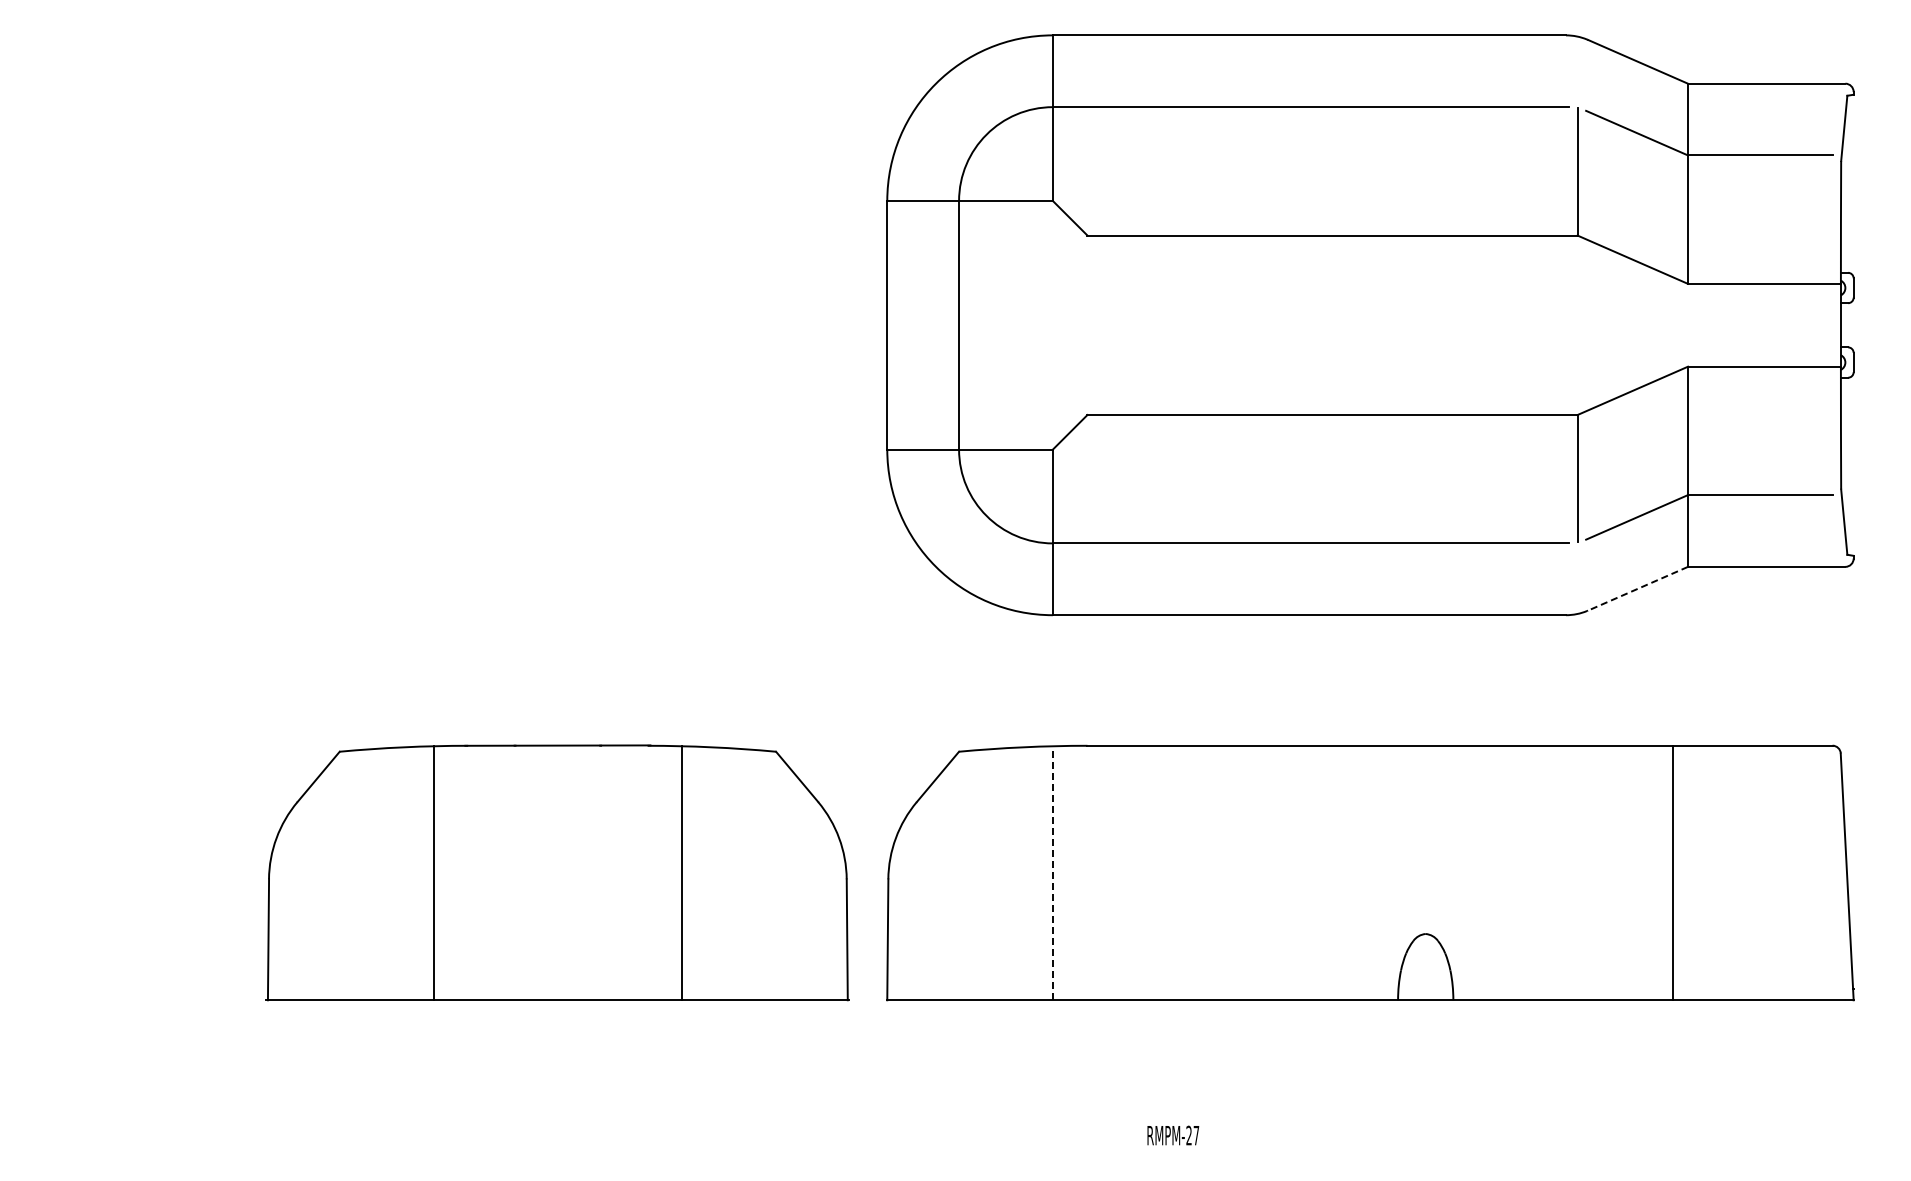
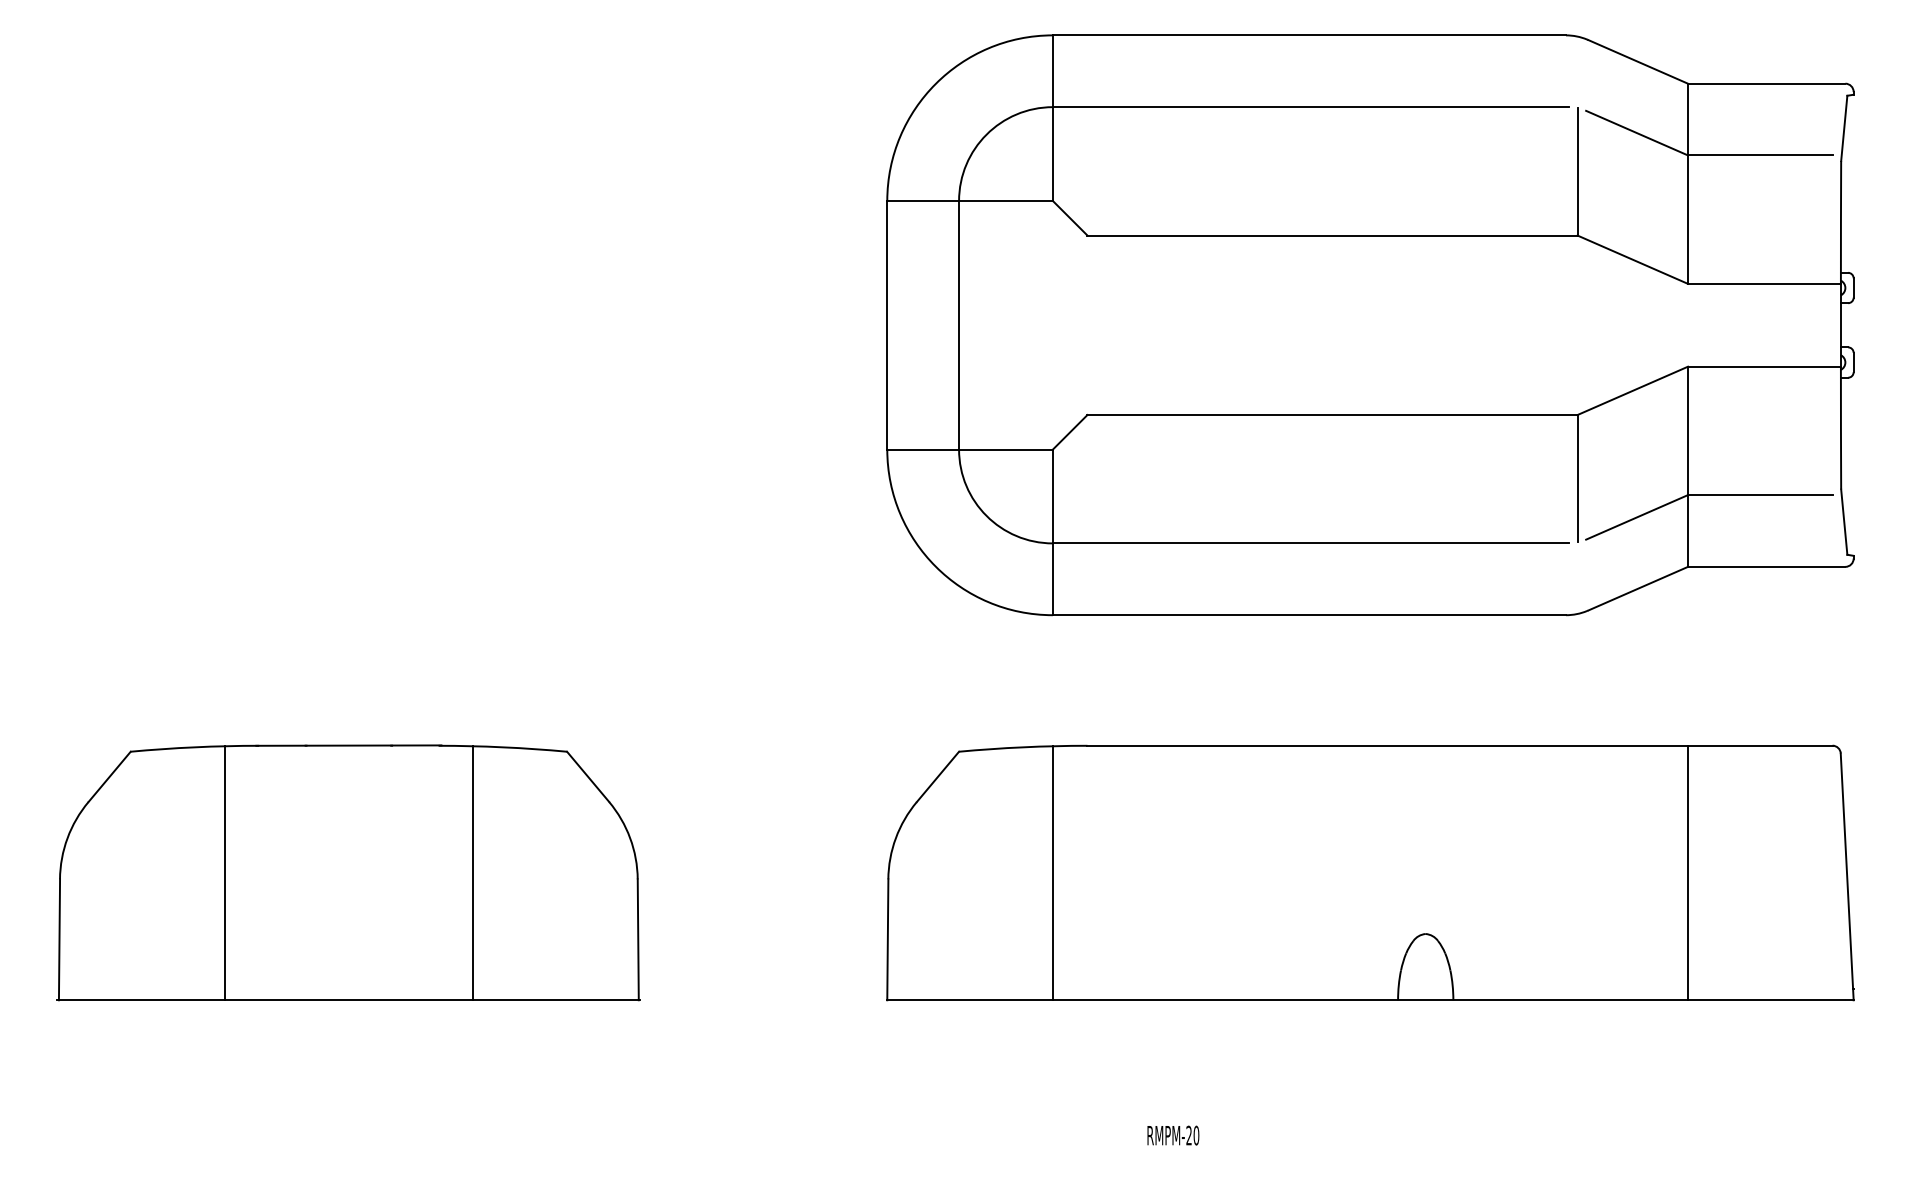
line: dashed -> solid (1638, 588)
part position: (557, 872) -> (348, 872) (348, 872)
line: dashed -> solid (1052, 872)
line position: (1673, 872) -> (1688, 872) (1688, 872)
text: RMPM-27 -> RMPM-20 (1196, 1135)
